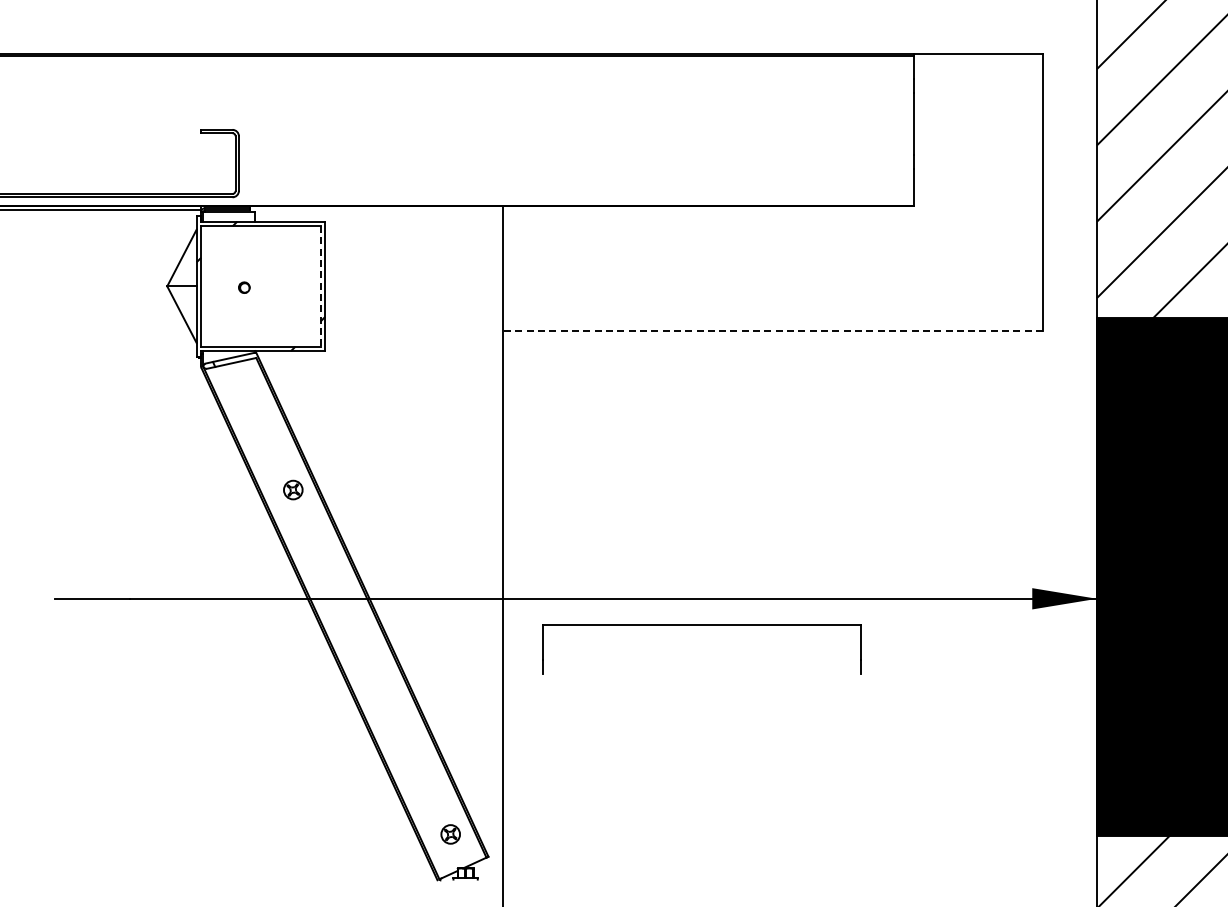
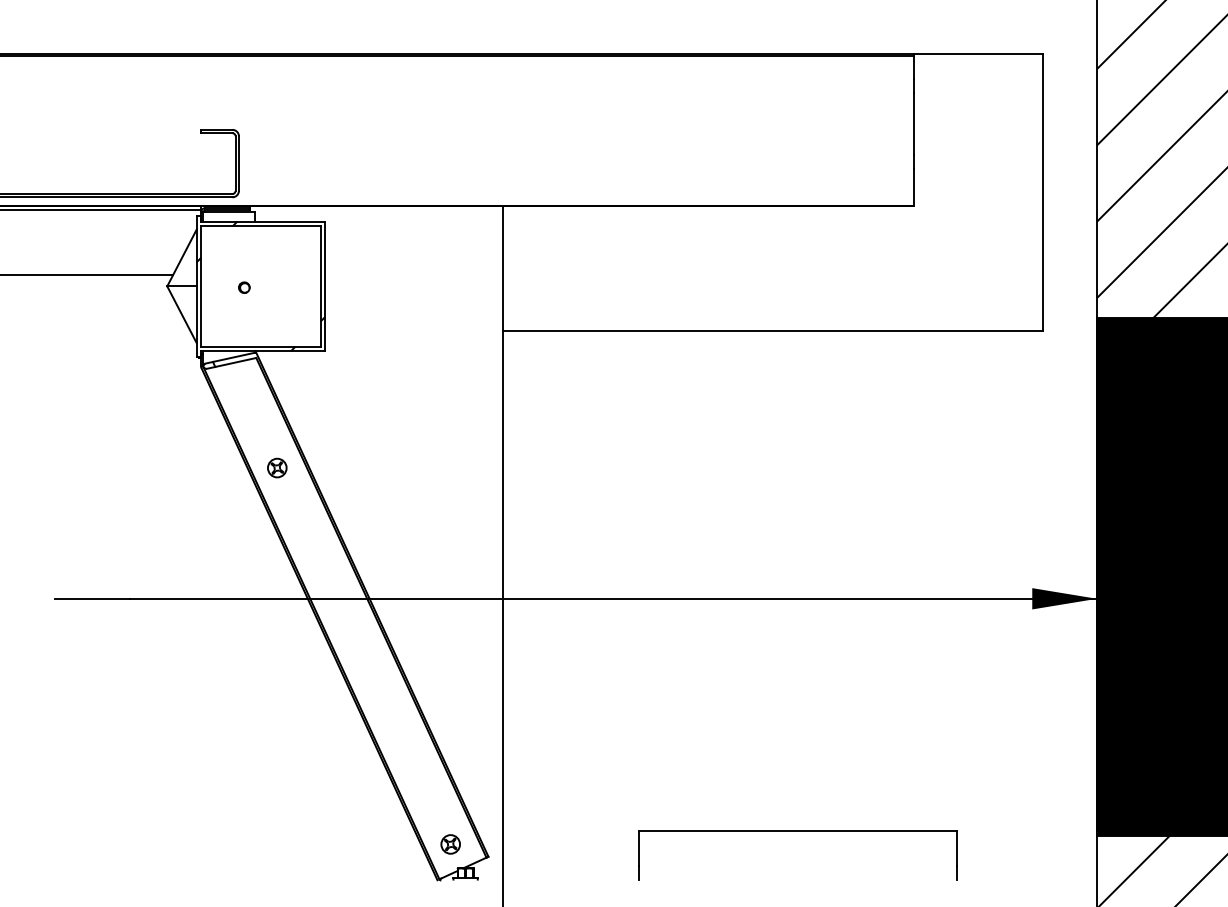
line: none -> present (87, 275)
line: dashed -> solid (320, 286)
line: dashed -> solid (773, 330)
part position: (293, 489) -> (277, 467) (277, 467)
part position: (701, 625) -> (797, 831) (797, 831)
part position: (450, 834) -> (450, 844) (450, 844)
